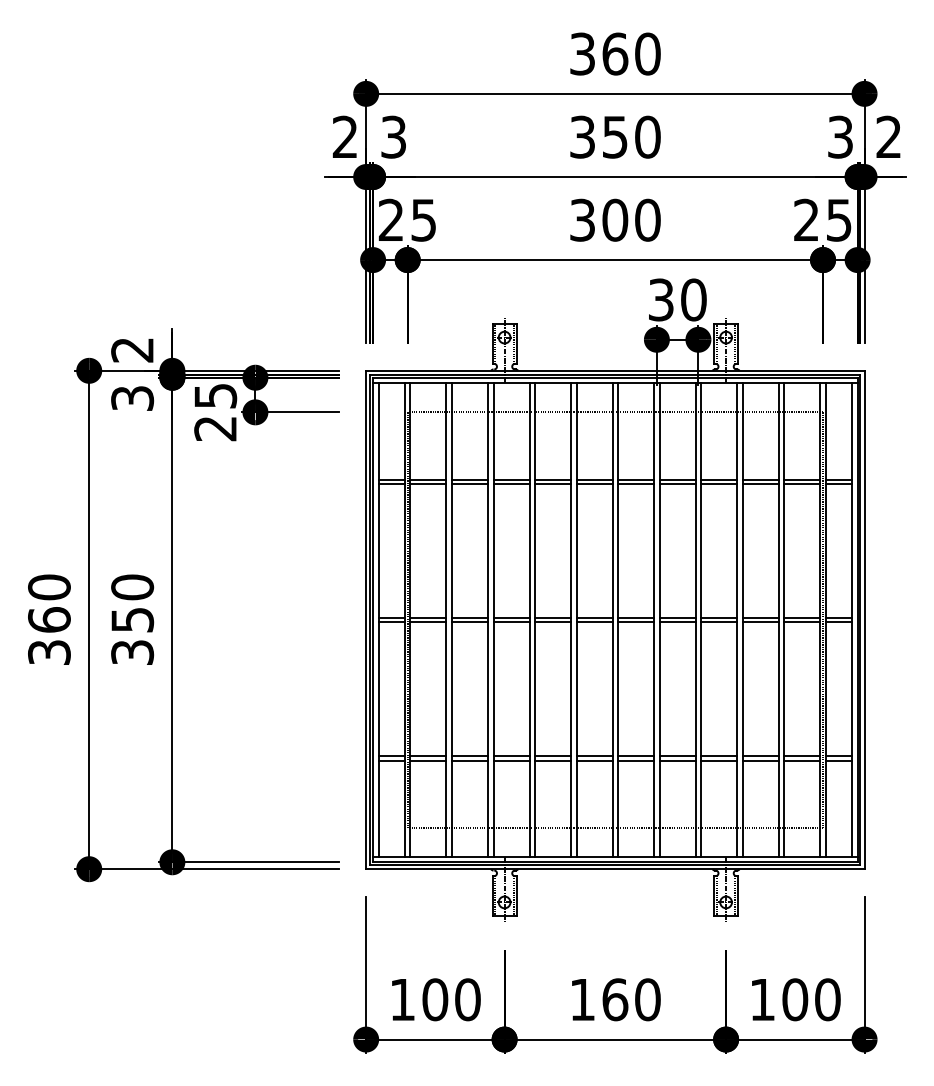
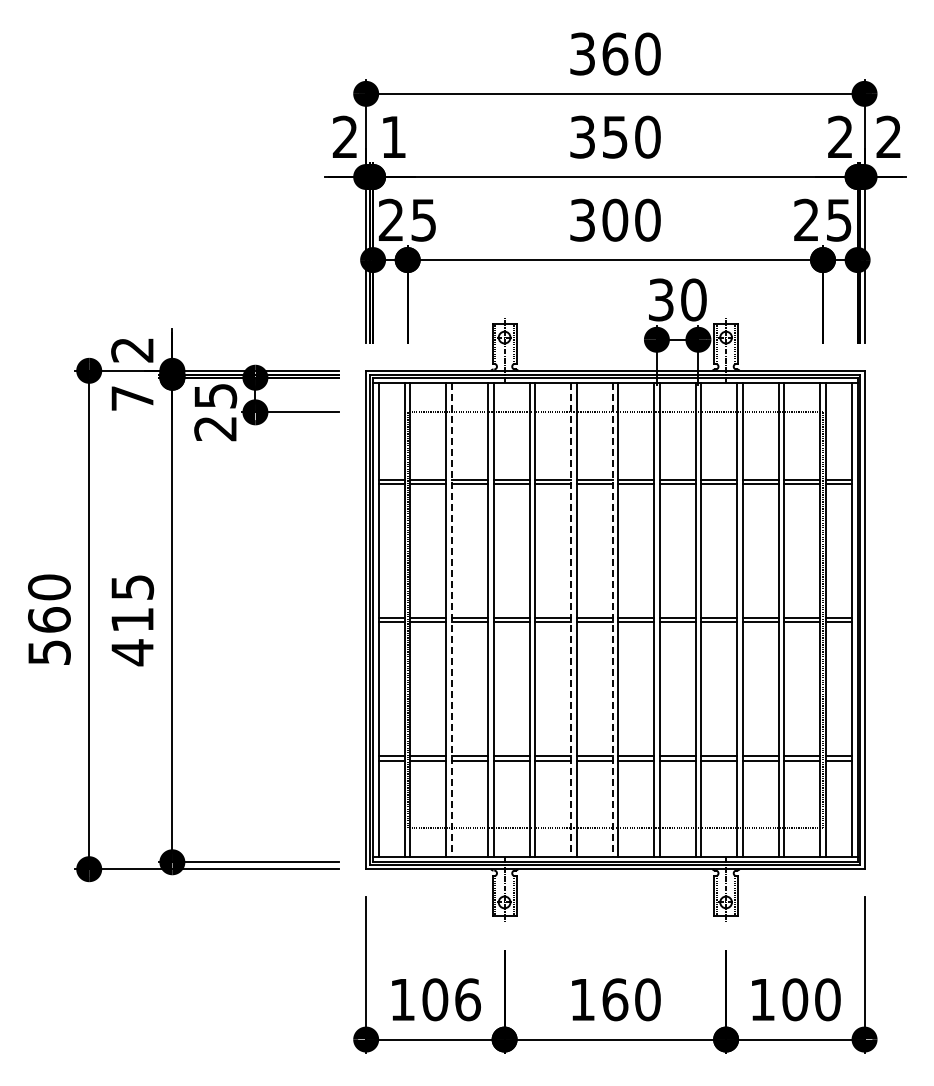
text: 3 -> 1 (393, 136)
text: 3 -> 2 (840, 137)
text: 3 -> 7 (132, 398)
text: 350 -> 415 (132, 620)
line: solid -> dashed (452, 620)
line: solid -> dashed (571, 620)
line: solid -> dashed (612, 620)
text: 360 -> 560 (49, 652)
text: 100 -> 106 (467, 999)
